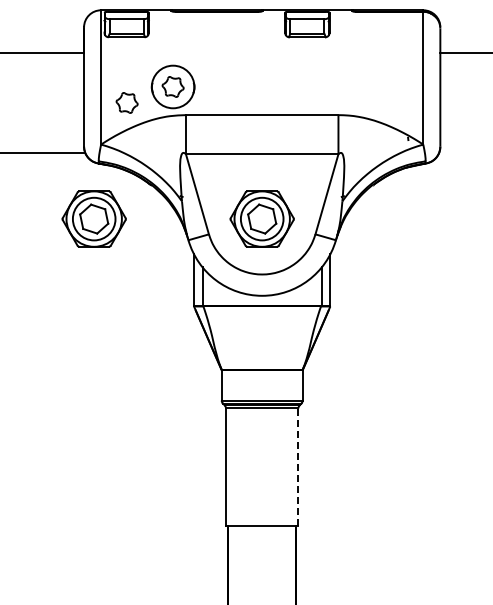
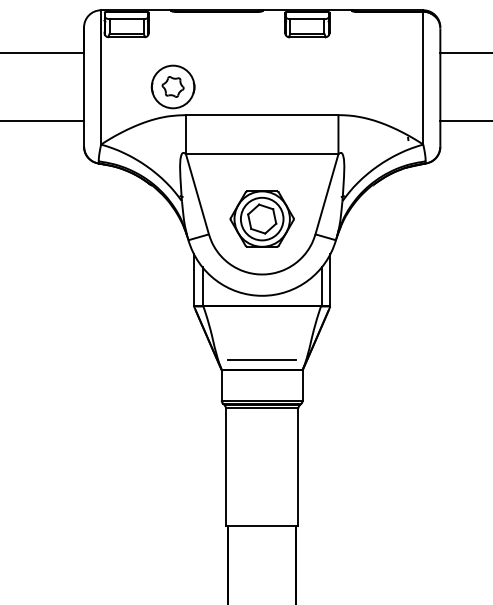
part: present -> none (126, 102)
line: none -> present (464, 121)
line position: (43, 153) -> (43, 121) (43, 121)
part: present -> none (93, 218)
line: none -> present (262, 359)
line: dashed -> solid (298, 467)
